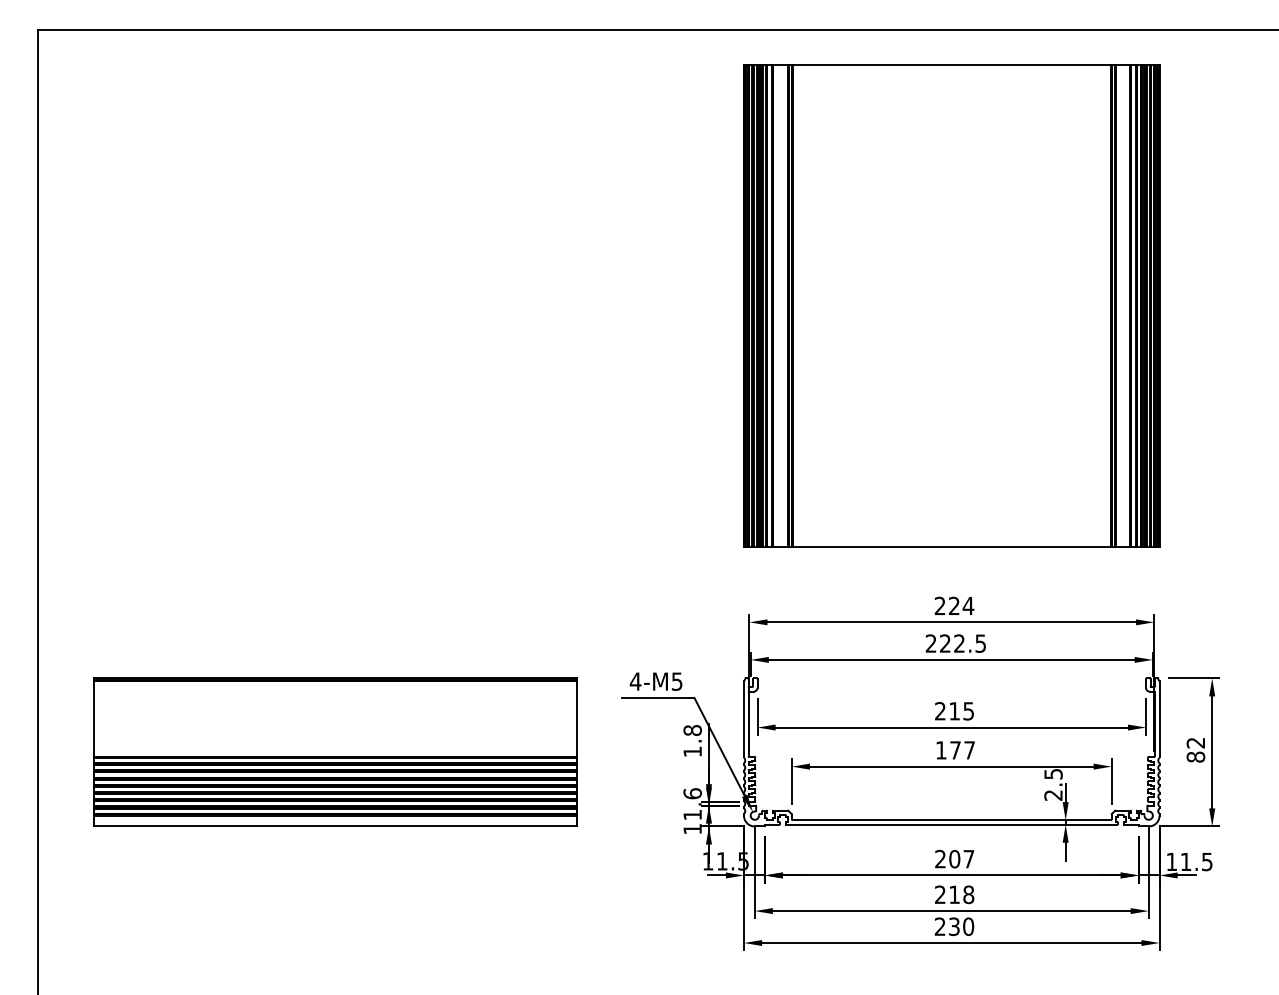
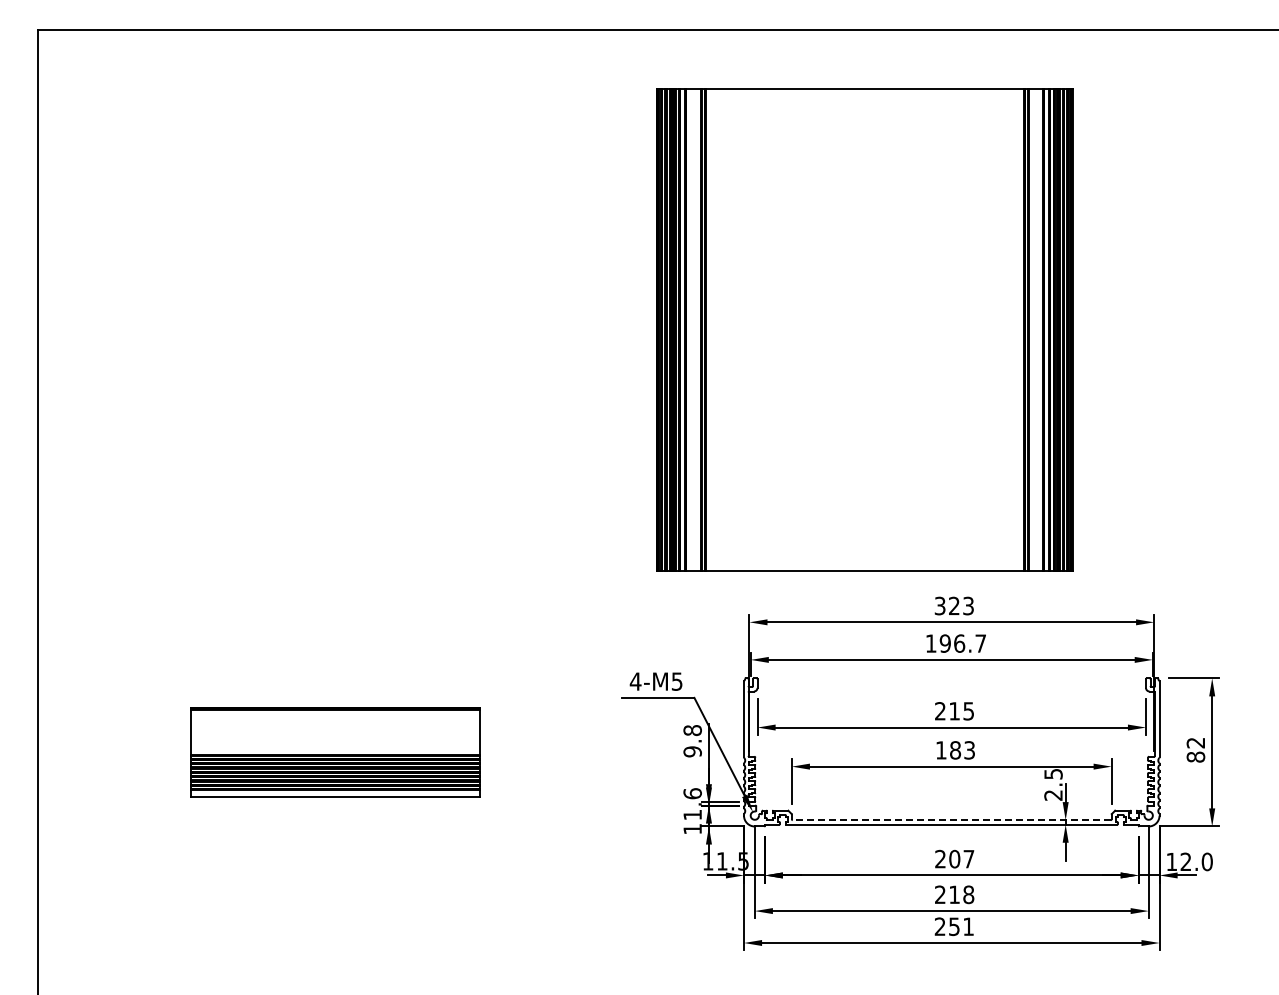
part position: (951, 305) -> (864, 329) (864, 329)
text: 224 -> 323 (954, 605)
text: 222.5 -> 196.7 (955, 643)
text: 177 -> 183 (962, 750)
part size: 485x150 px -> 291x91 px (335, 752)
text: 1.8 -> 9.8 (692, 751)
line: solid -> dashed (951, 820)
text: 11.5 -> 12.0 (1196, 861)
text: 230 -> 251 (961, 926)
